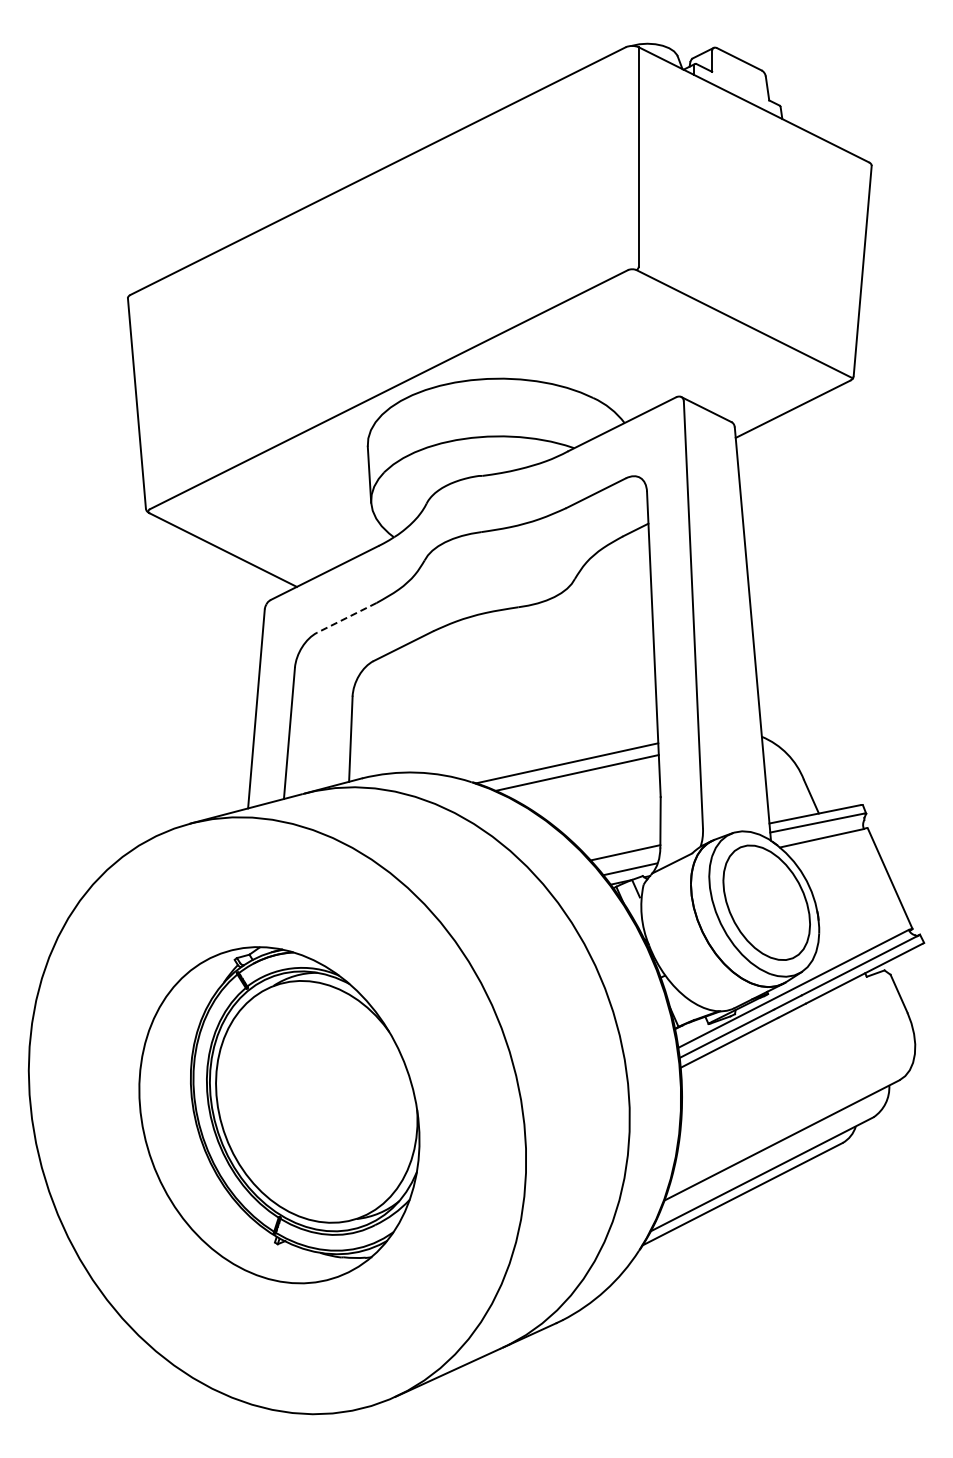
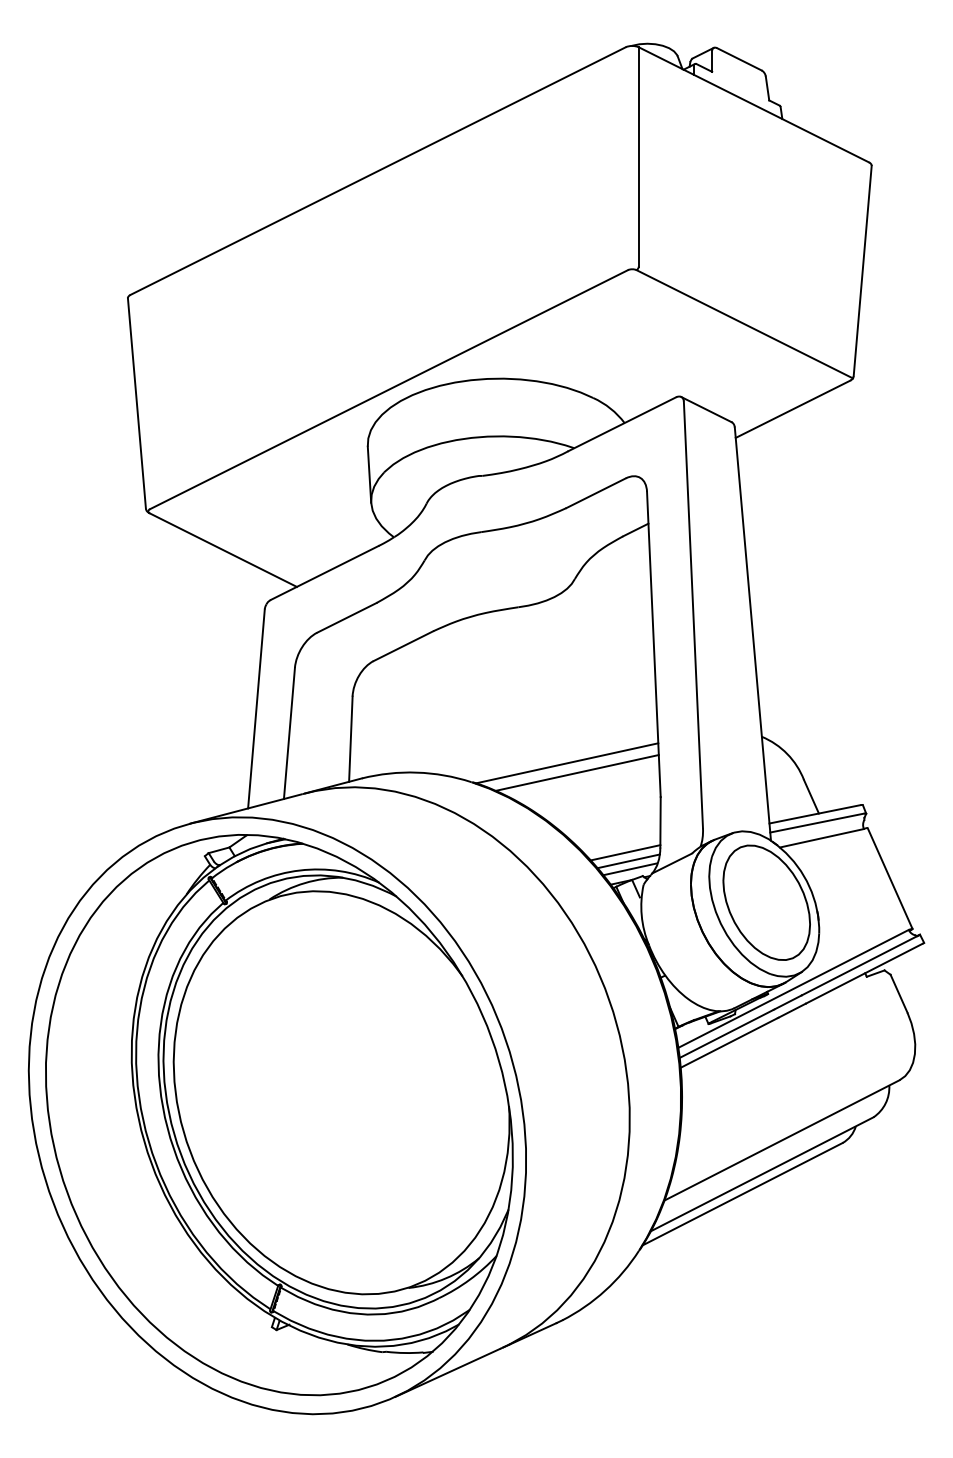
line: dashed -> solid (346, 618)
line: none -> present (628, 861)
part size: 283x339 px -> 469x563 px (279, 1115)
